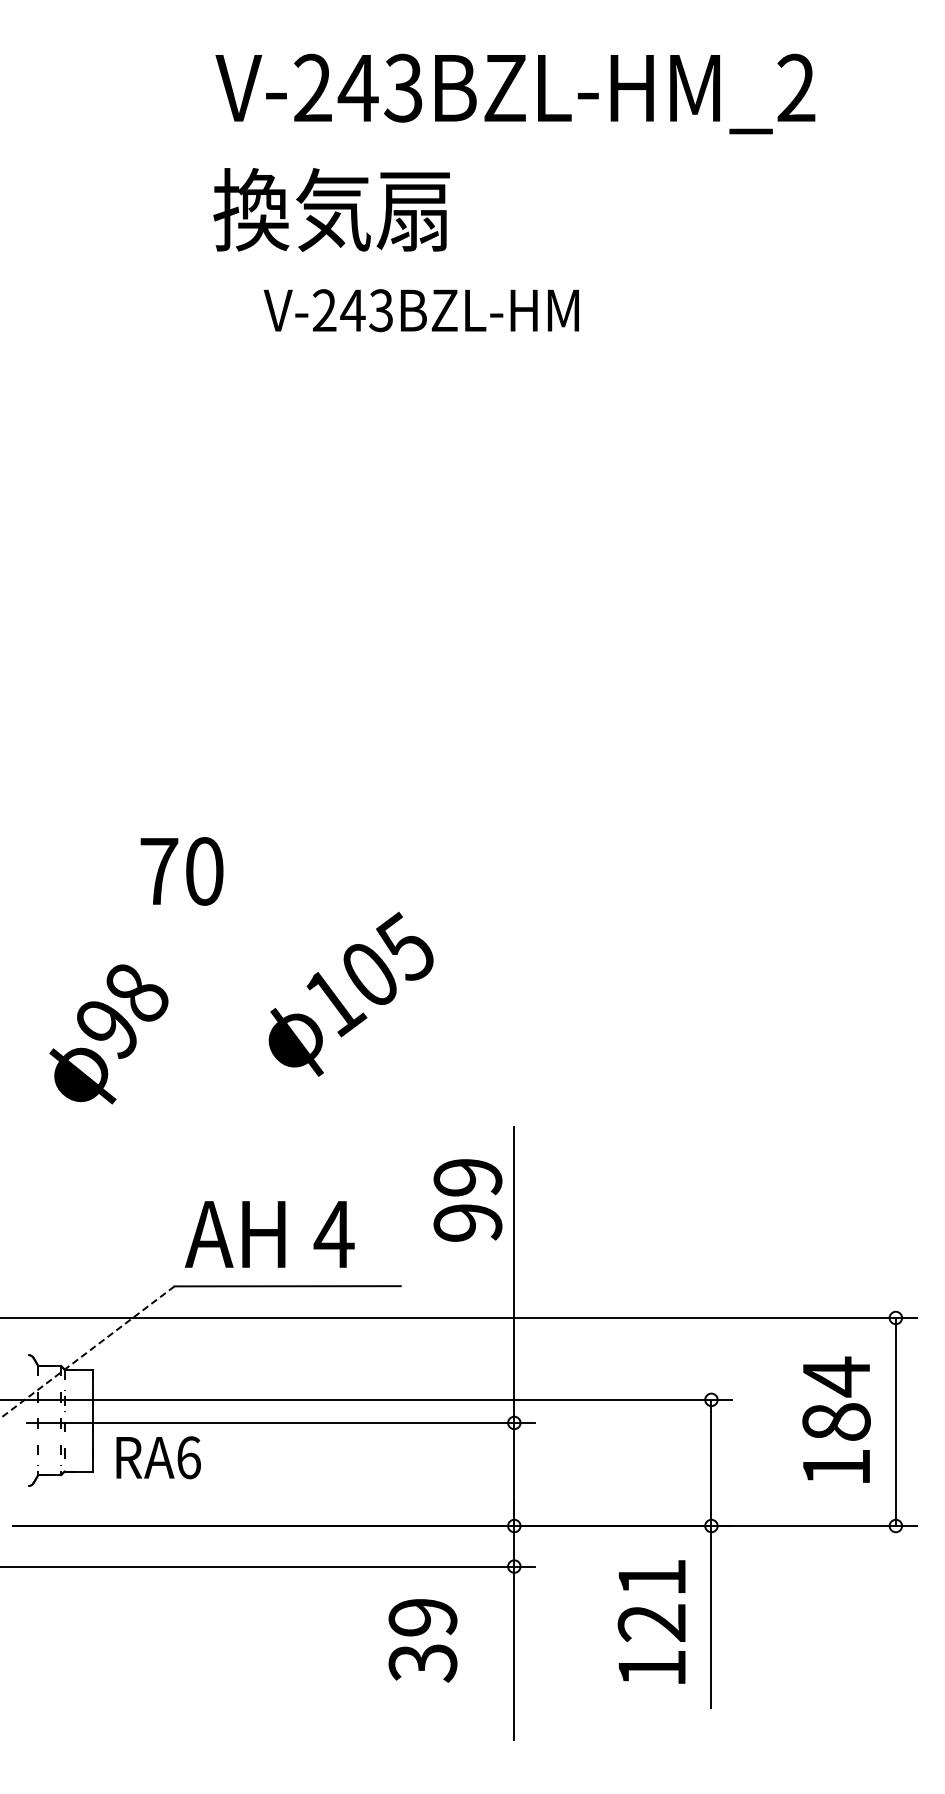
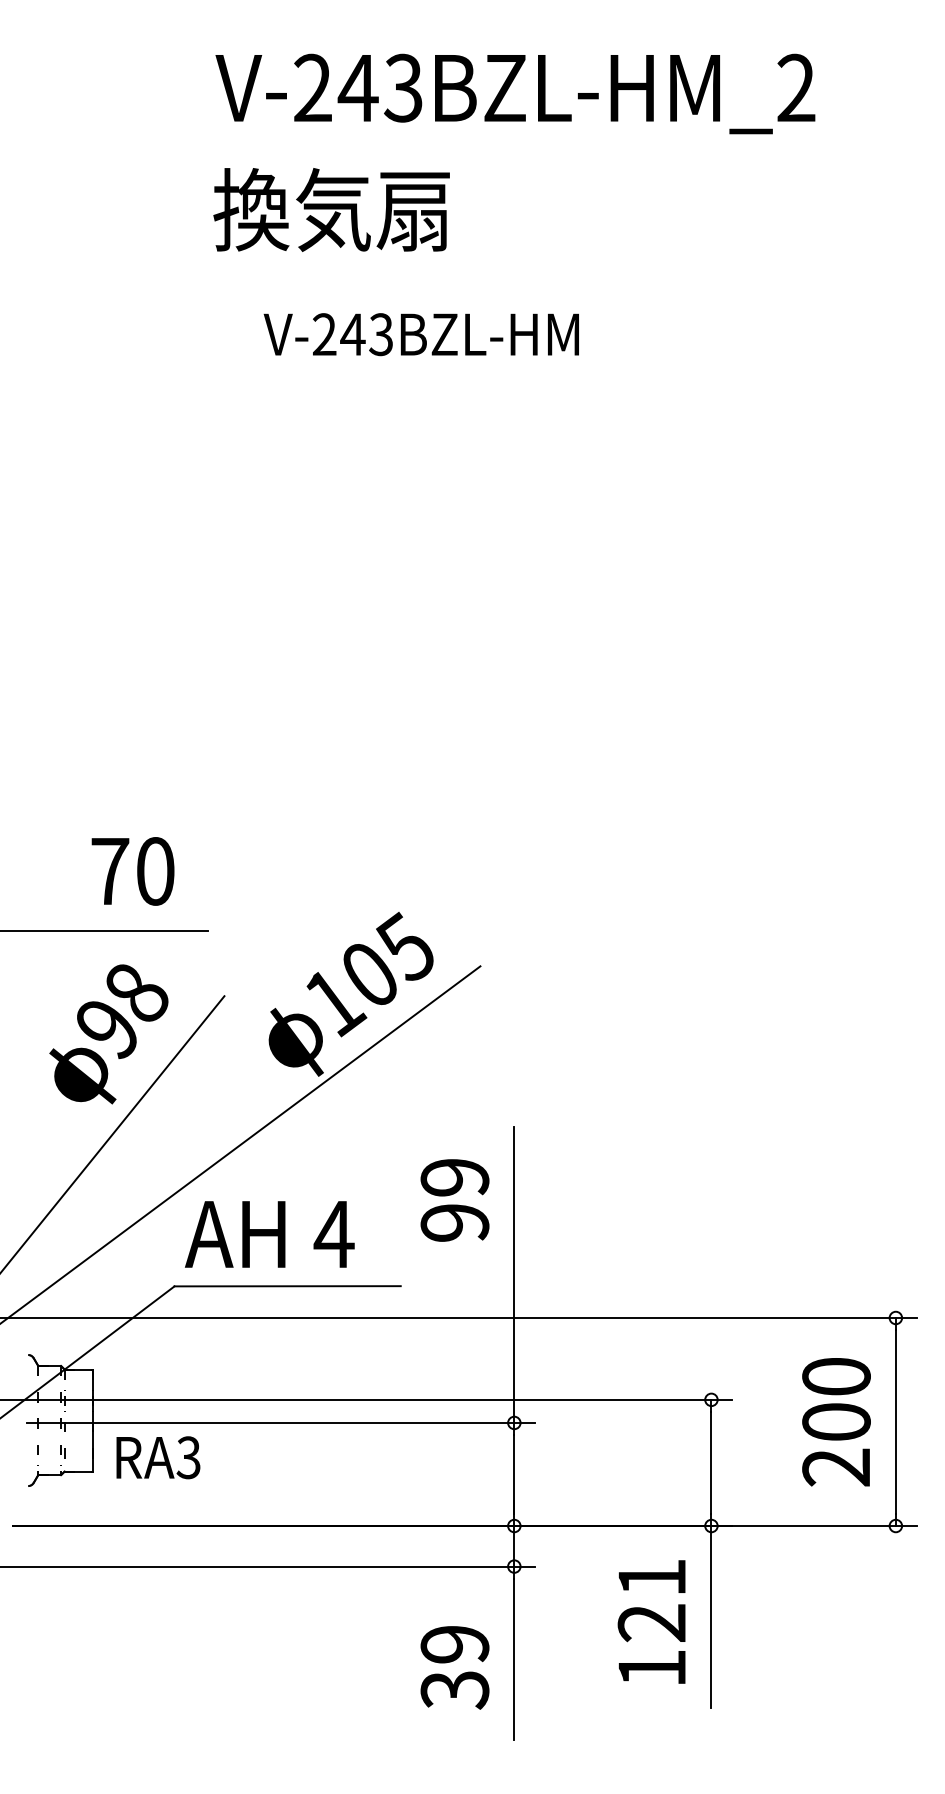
text position: (420, 310) -> (420, 334) (420, 334)
text position: (181, 871) -> (132, 871) (132, 871)
line: none -> present (104, 930)
line: none -> present (113, 1133)
line: none -> present (241, 1144)
text position: (467, 1200) -> (454, 1200) (454, 1200)
line: dashed -> solid (87, 1352)
text: 184 -> 200 (836, 1421)
text: RA6 -> RA3 (188, 1457)
text position: (422, 1640) -> (454, 1667) (454, 1667)
